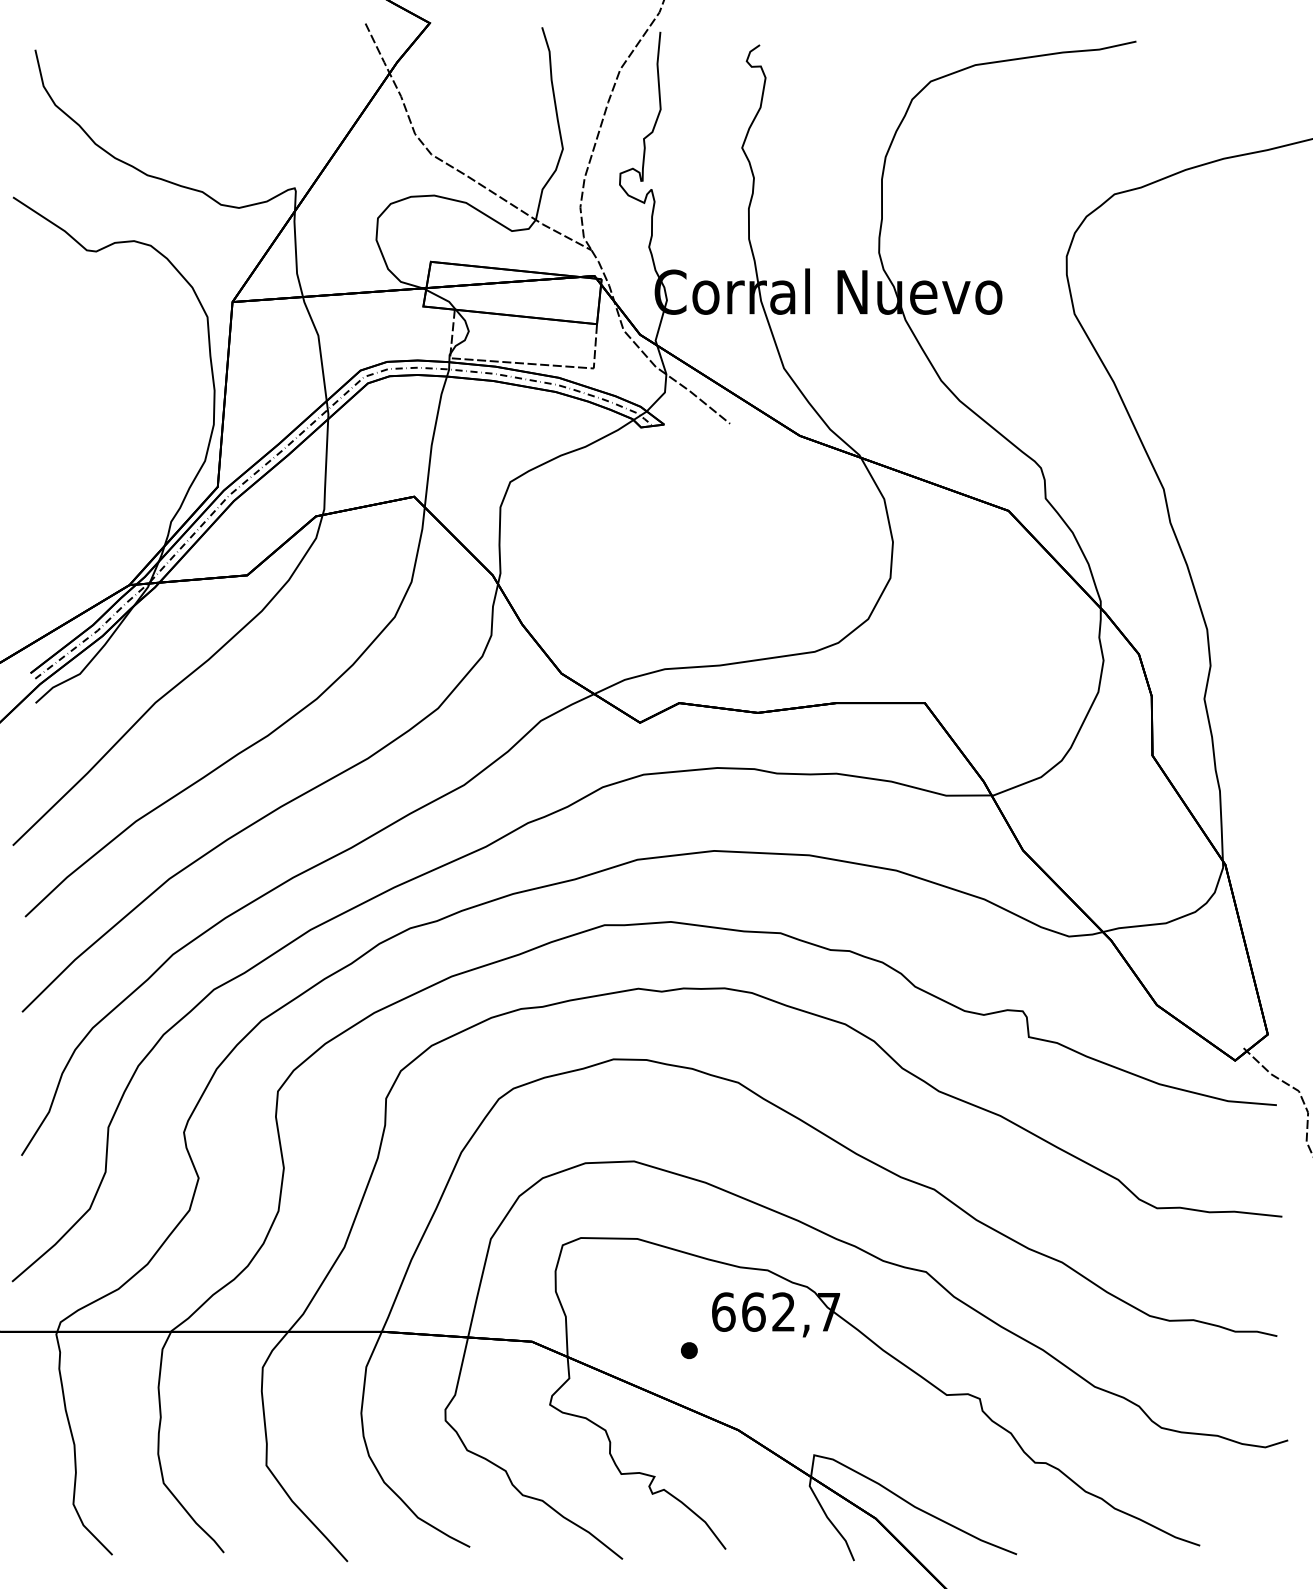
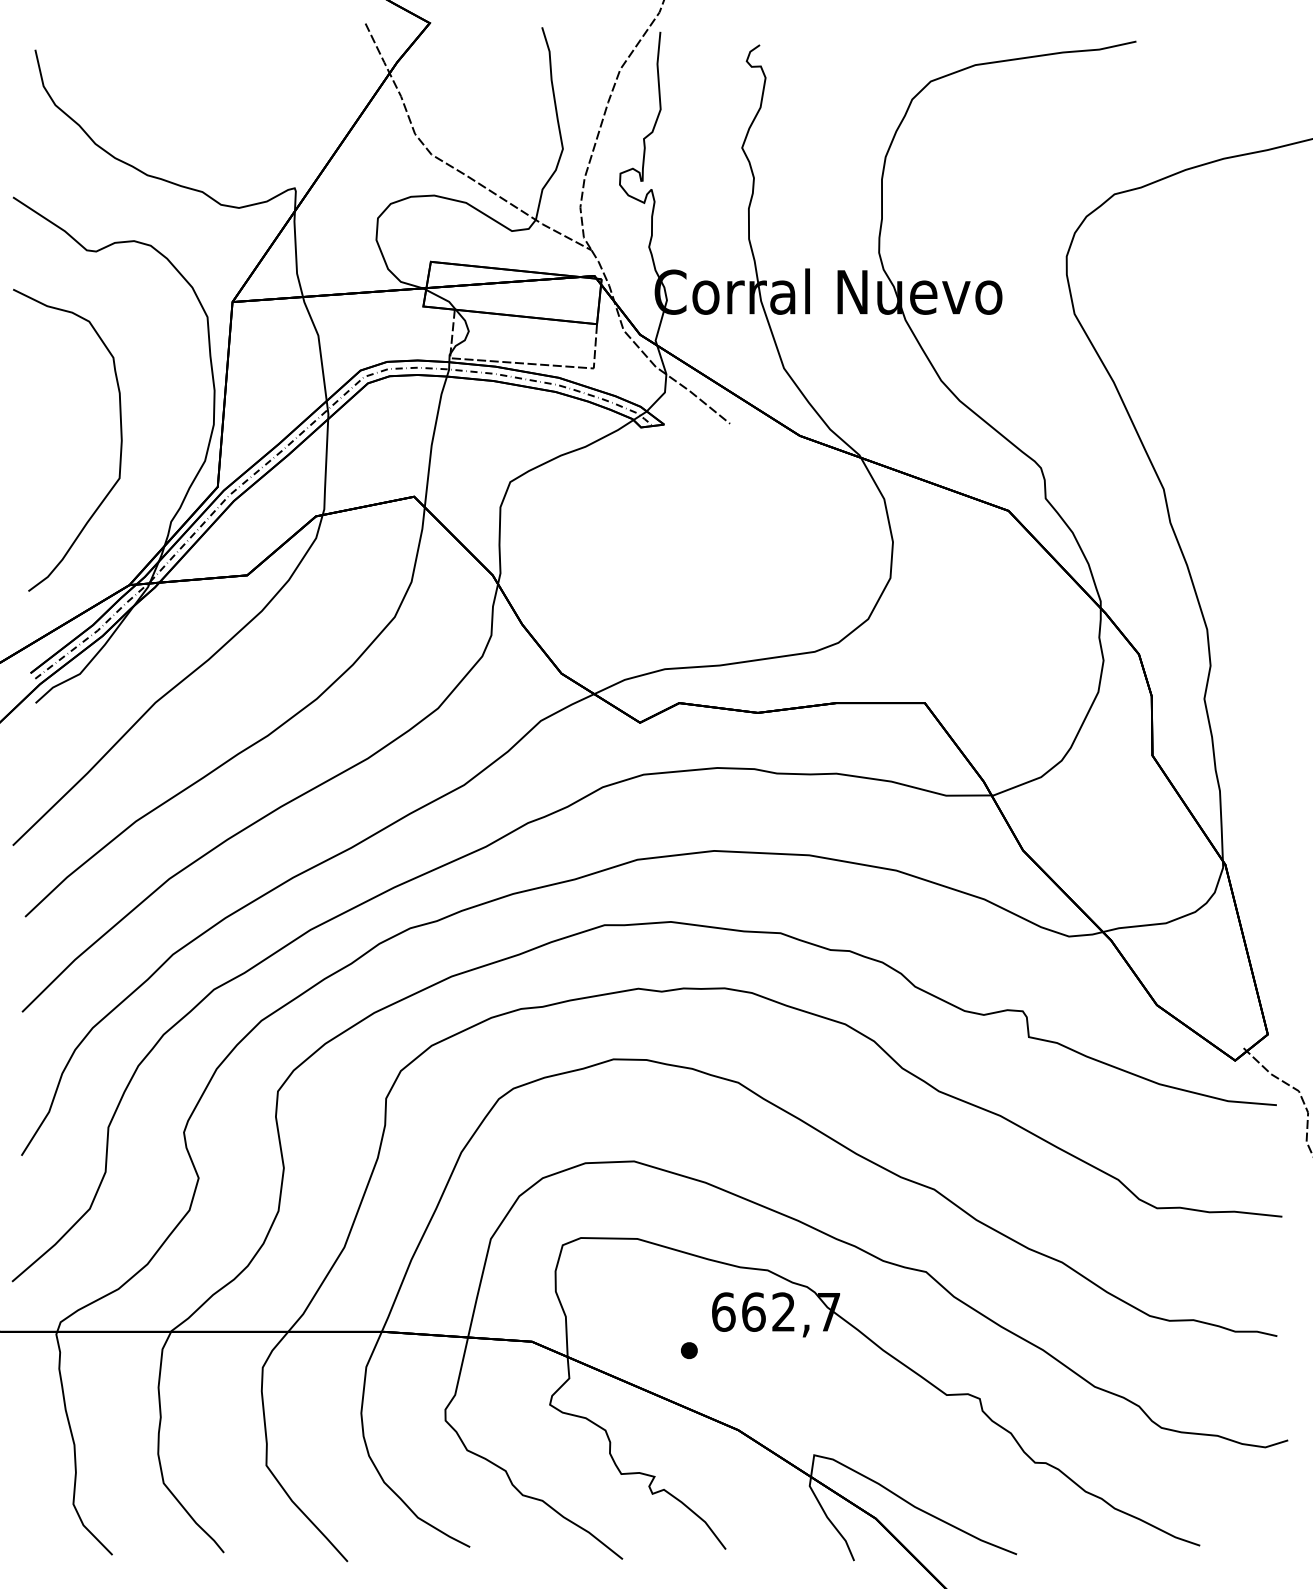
curve: none -> present (120, 439)
